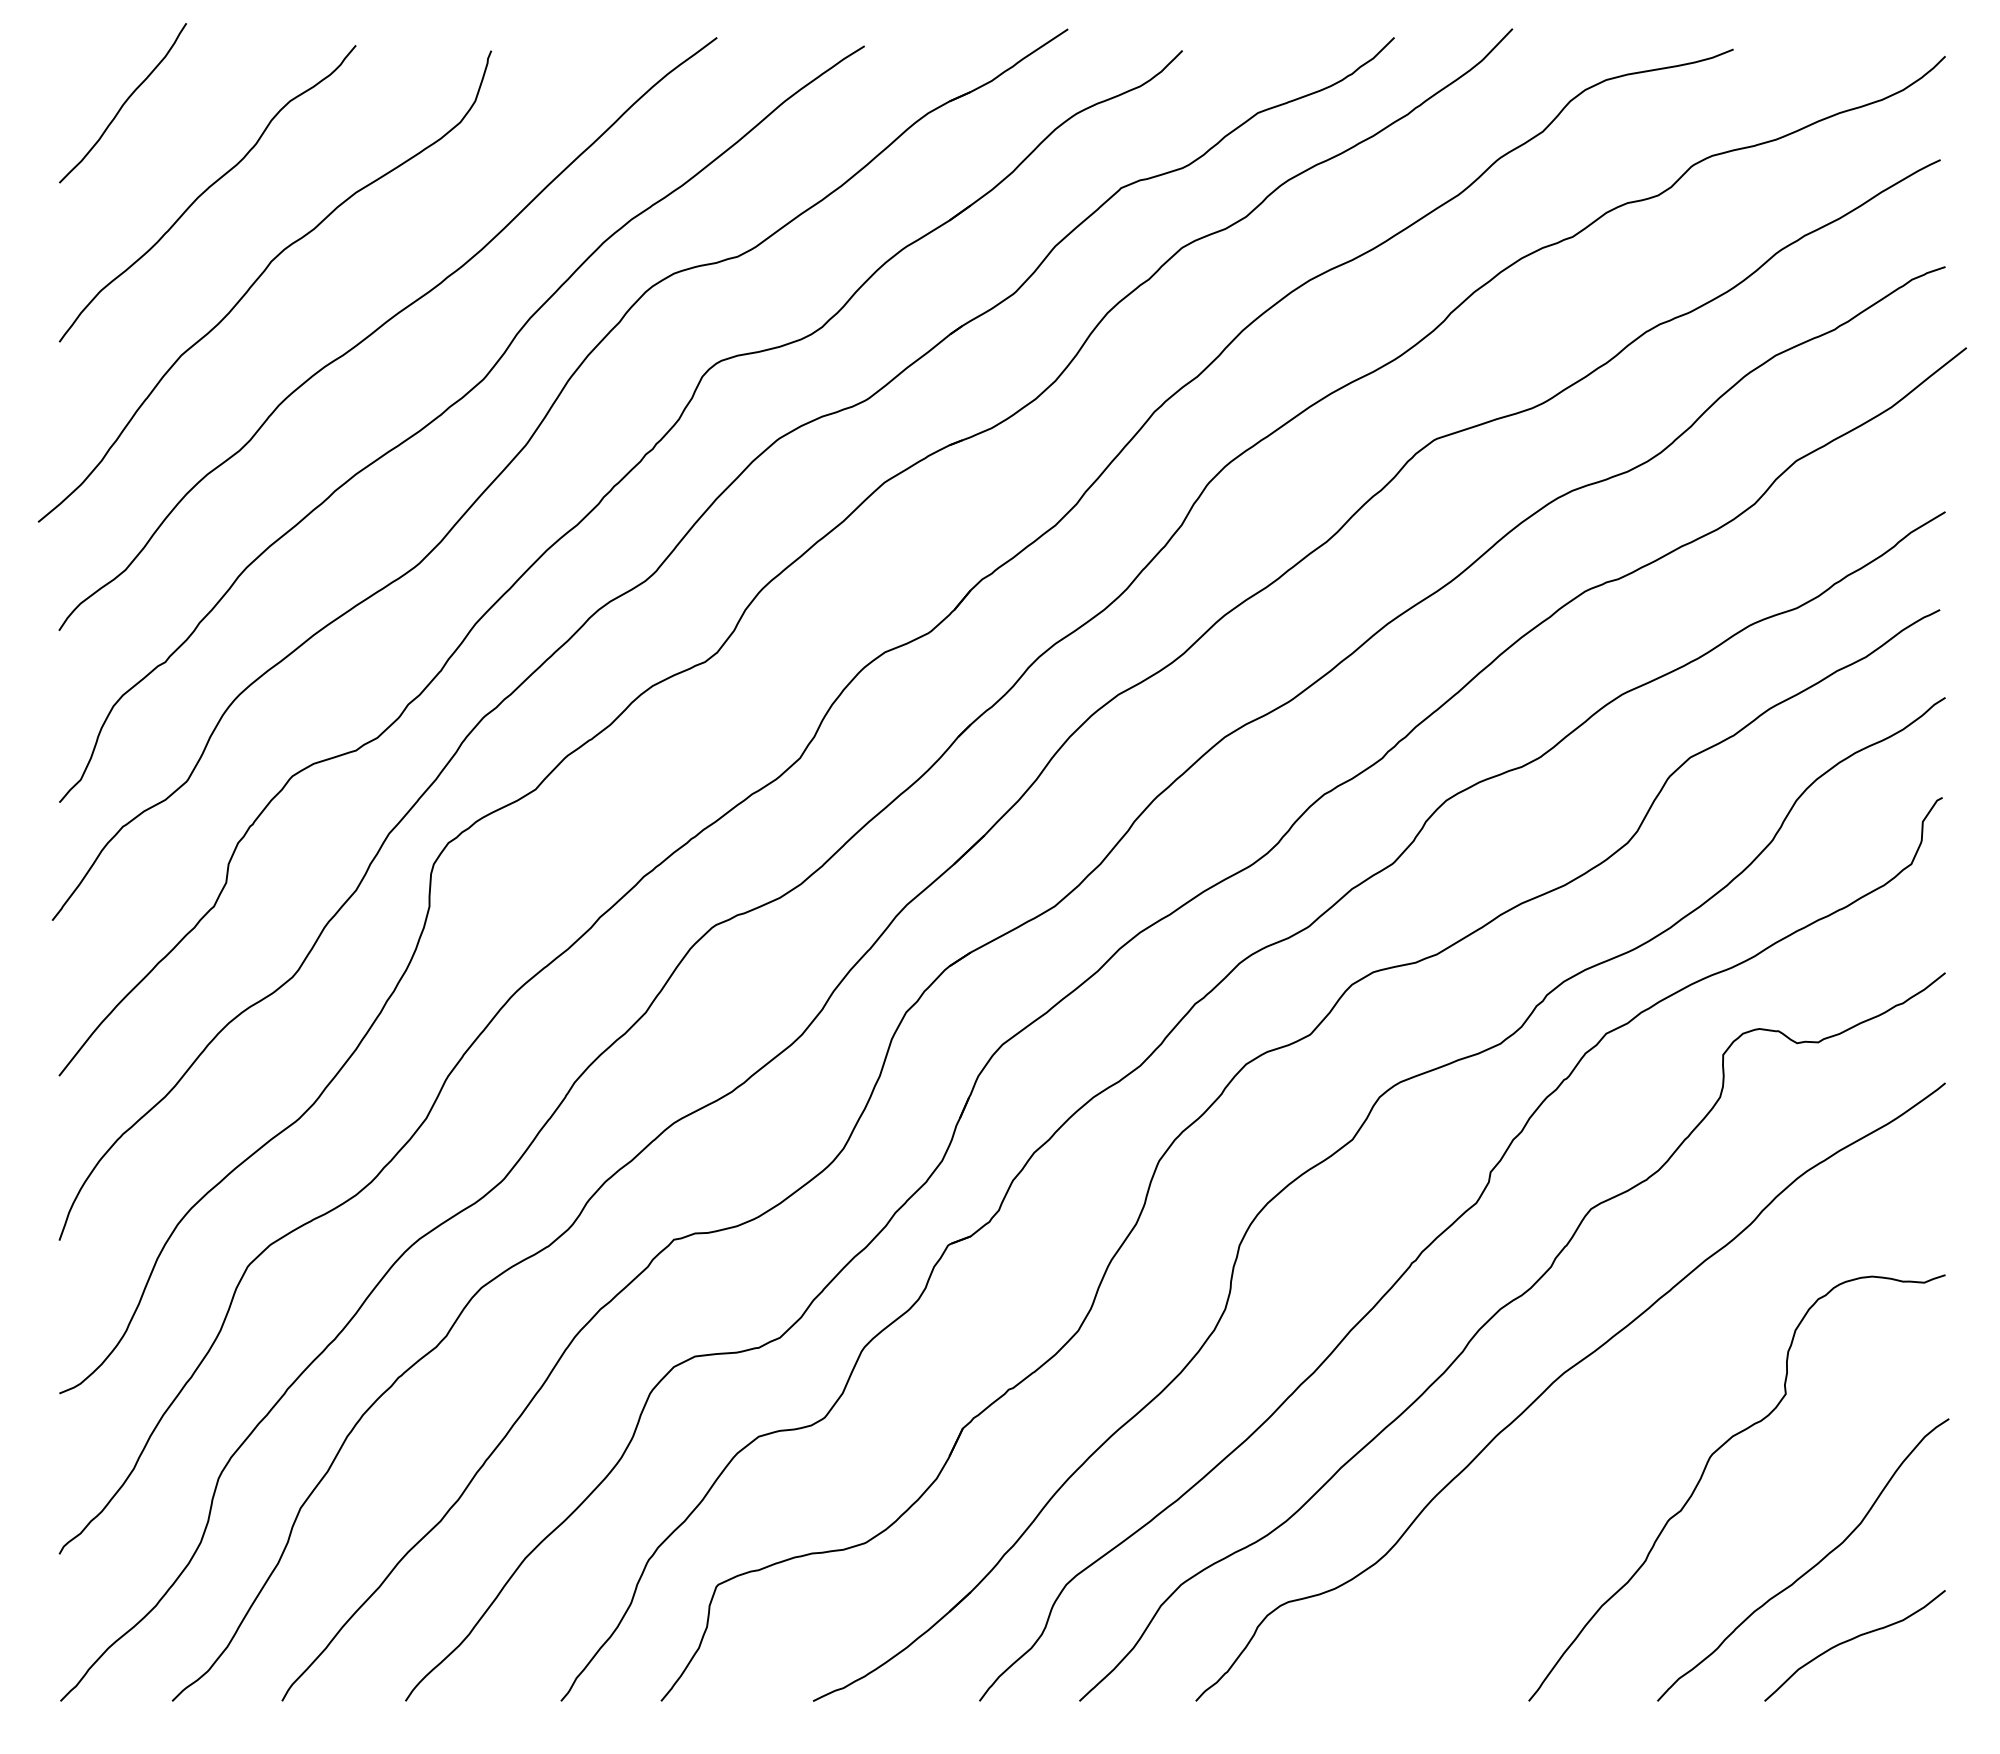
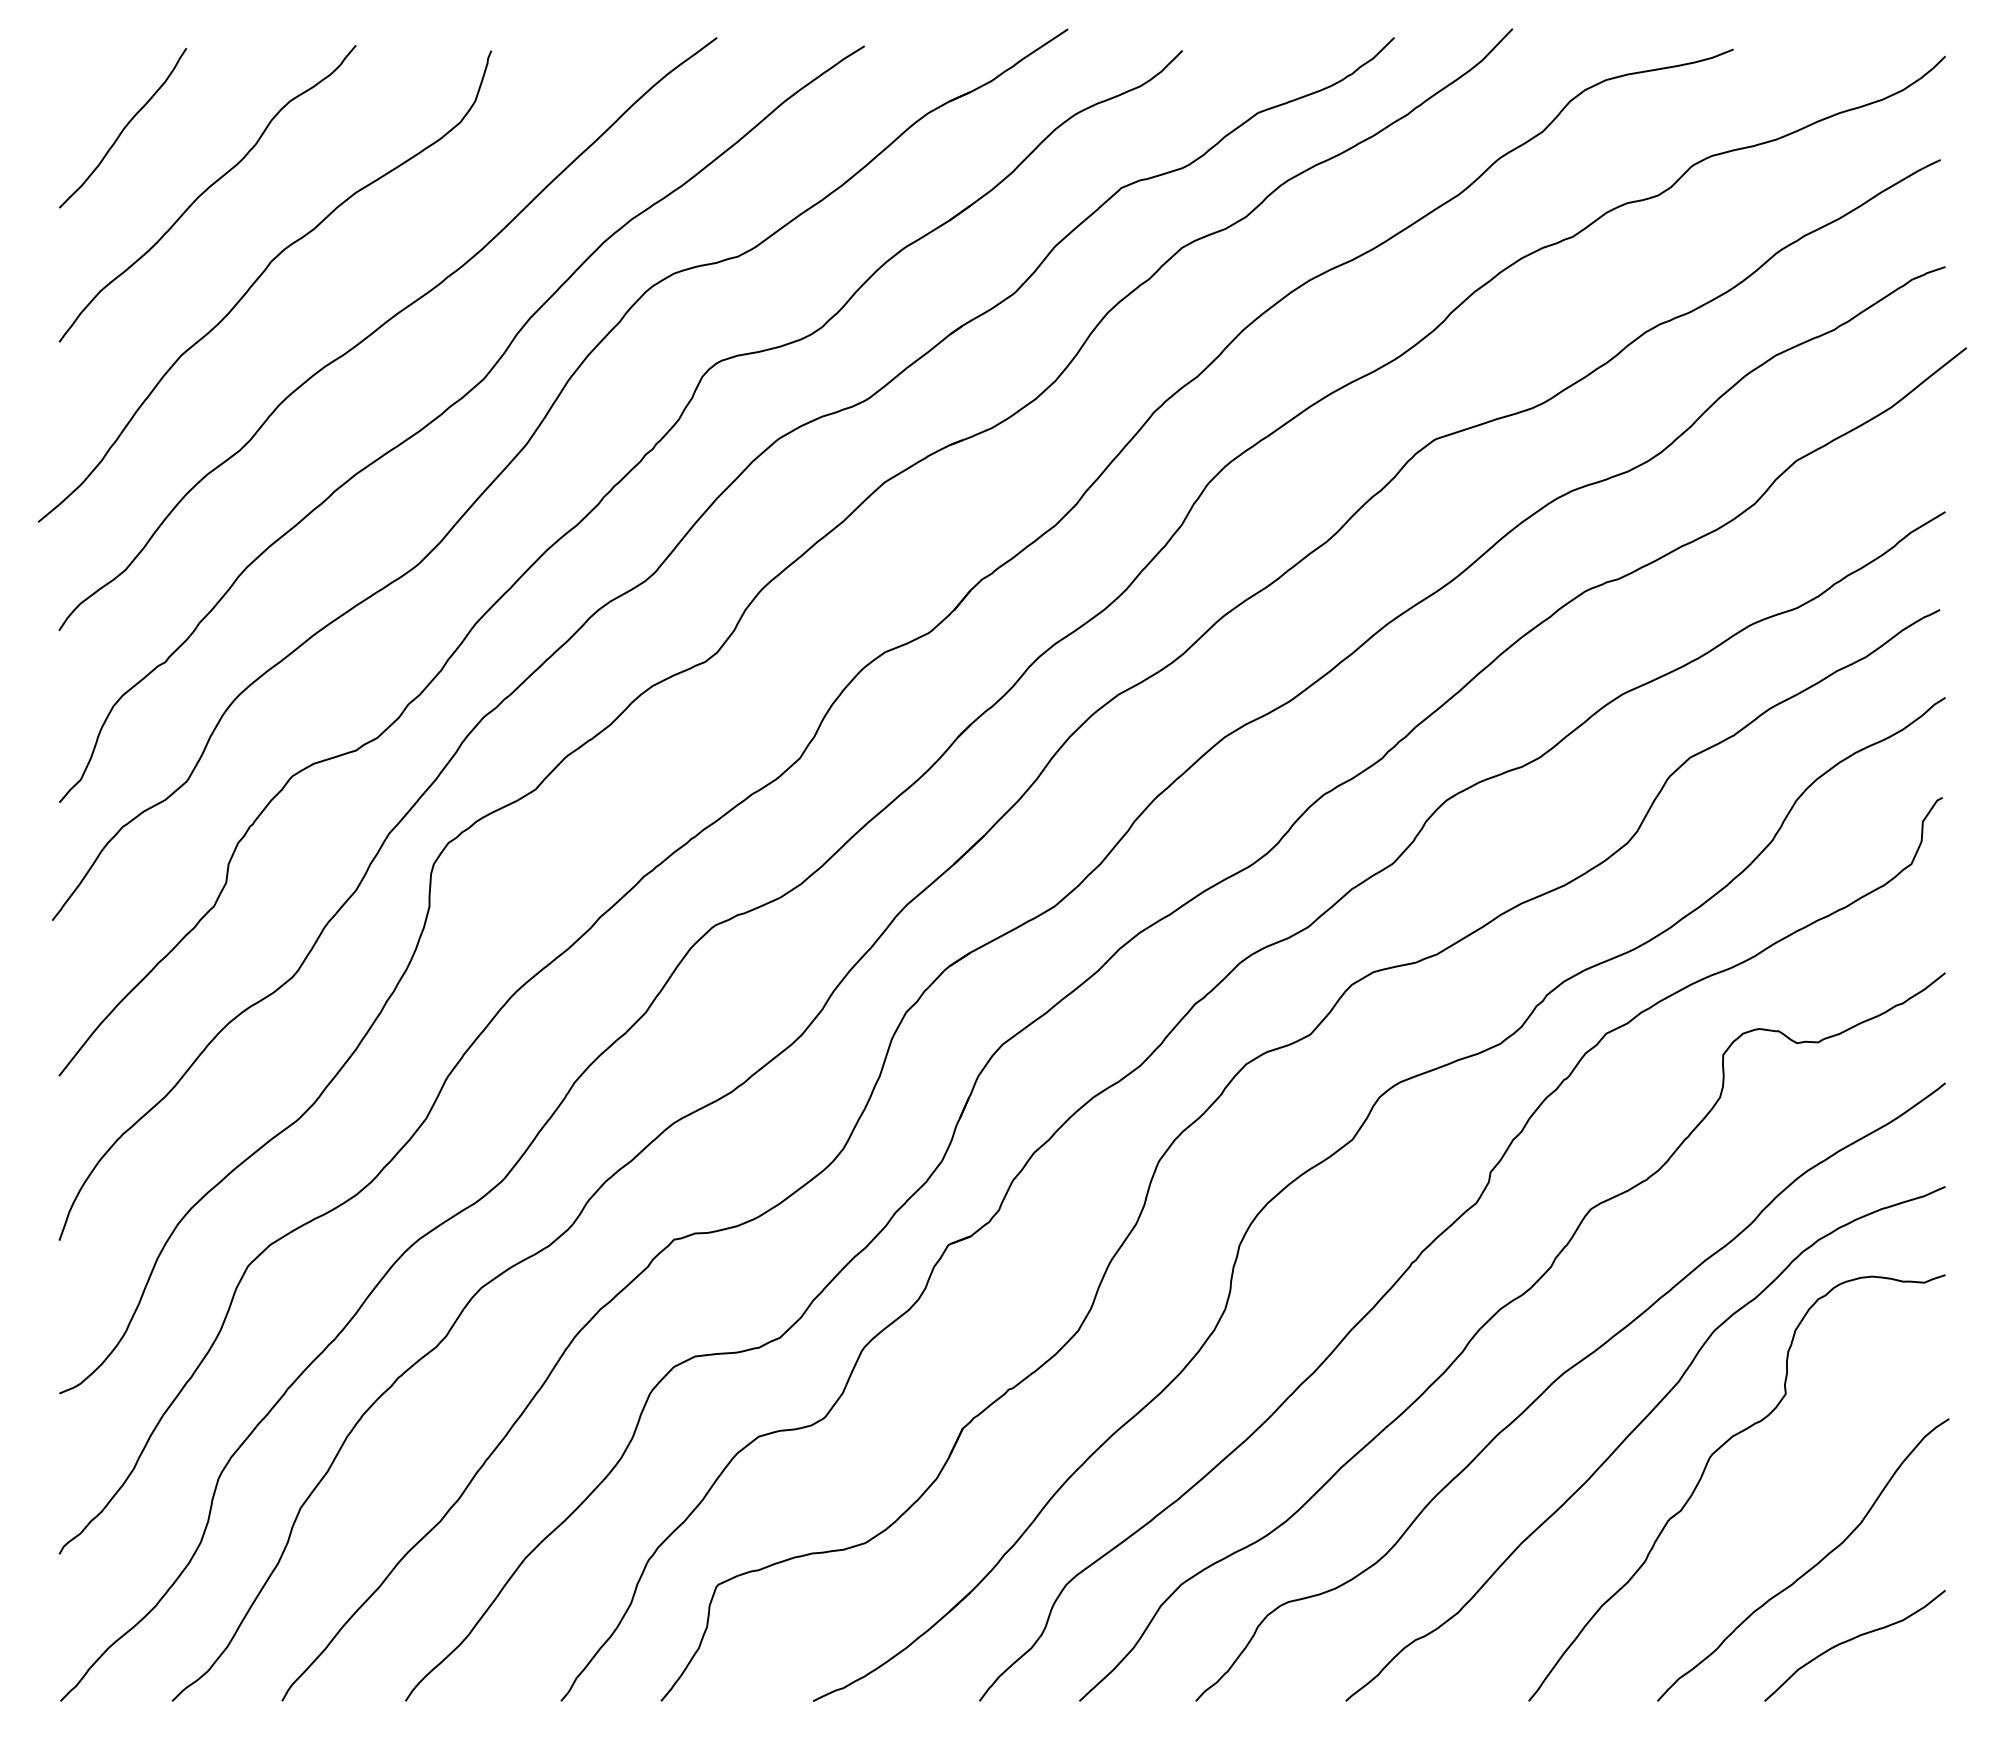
curve position: (123, 103) -> (123, 128) (123, 128)
curve: none -> present (1633, 1431)
